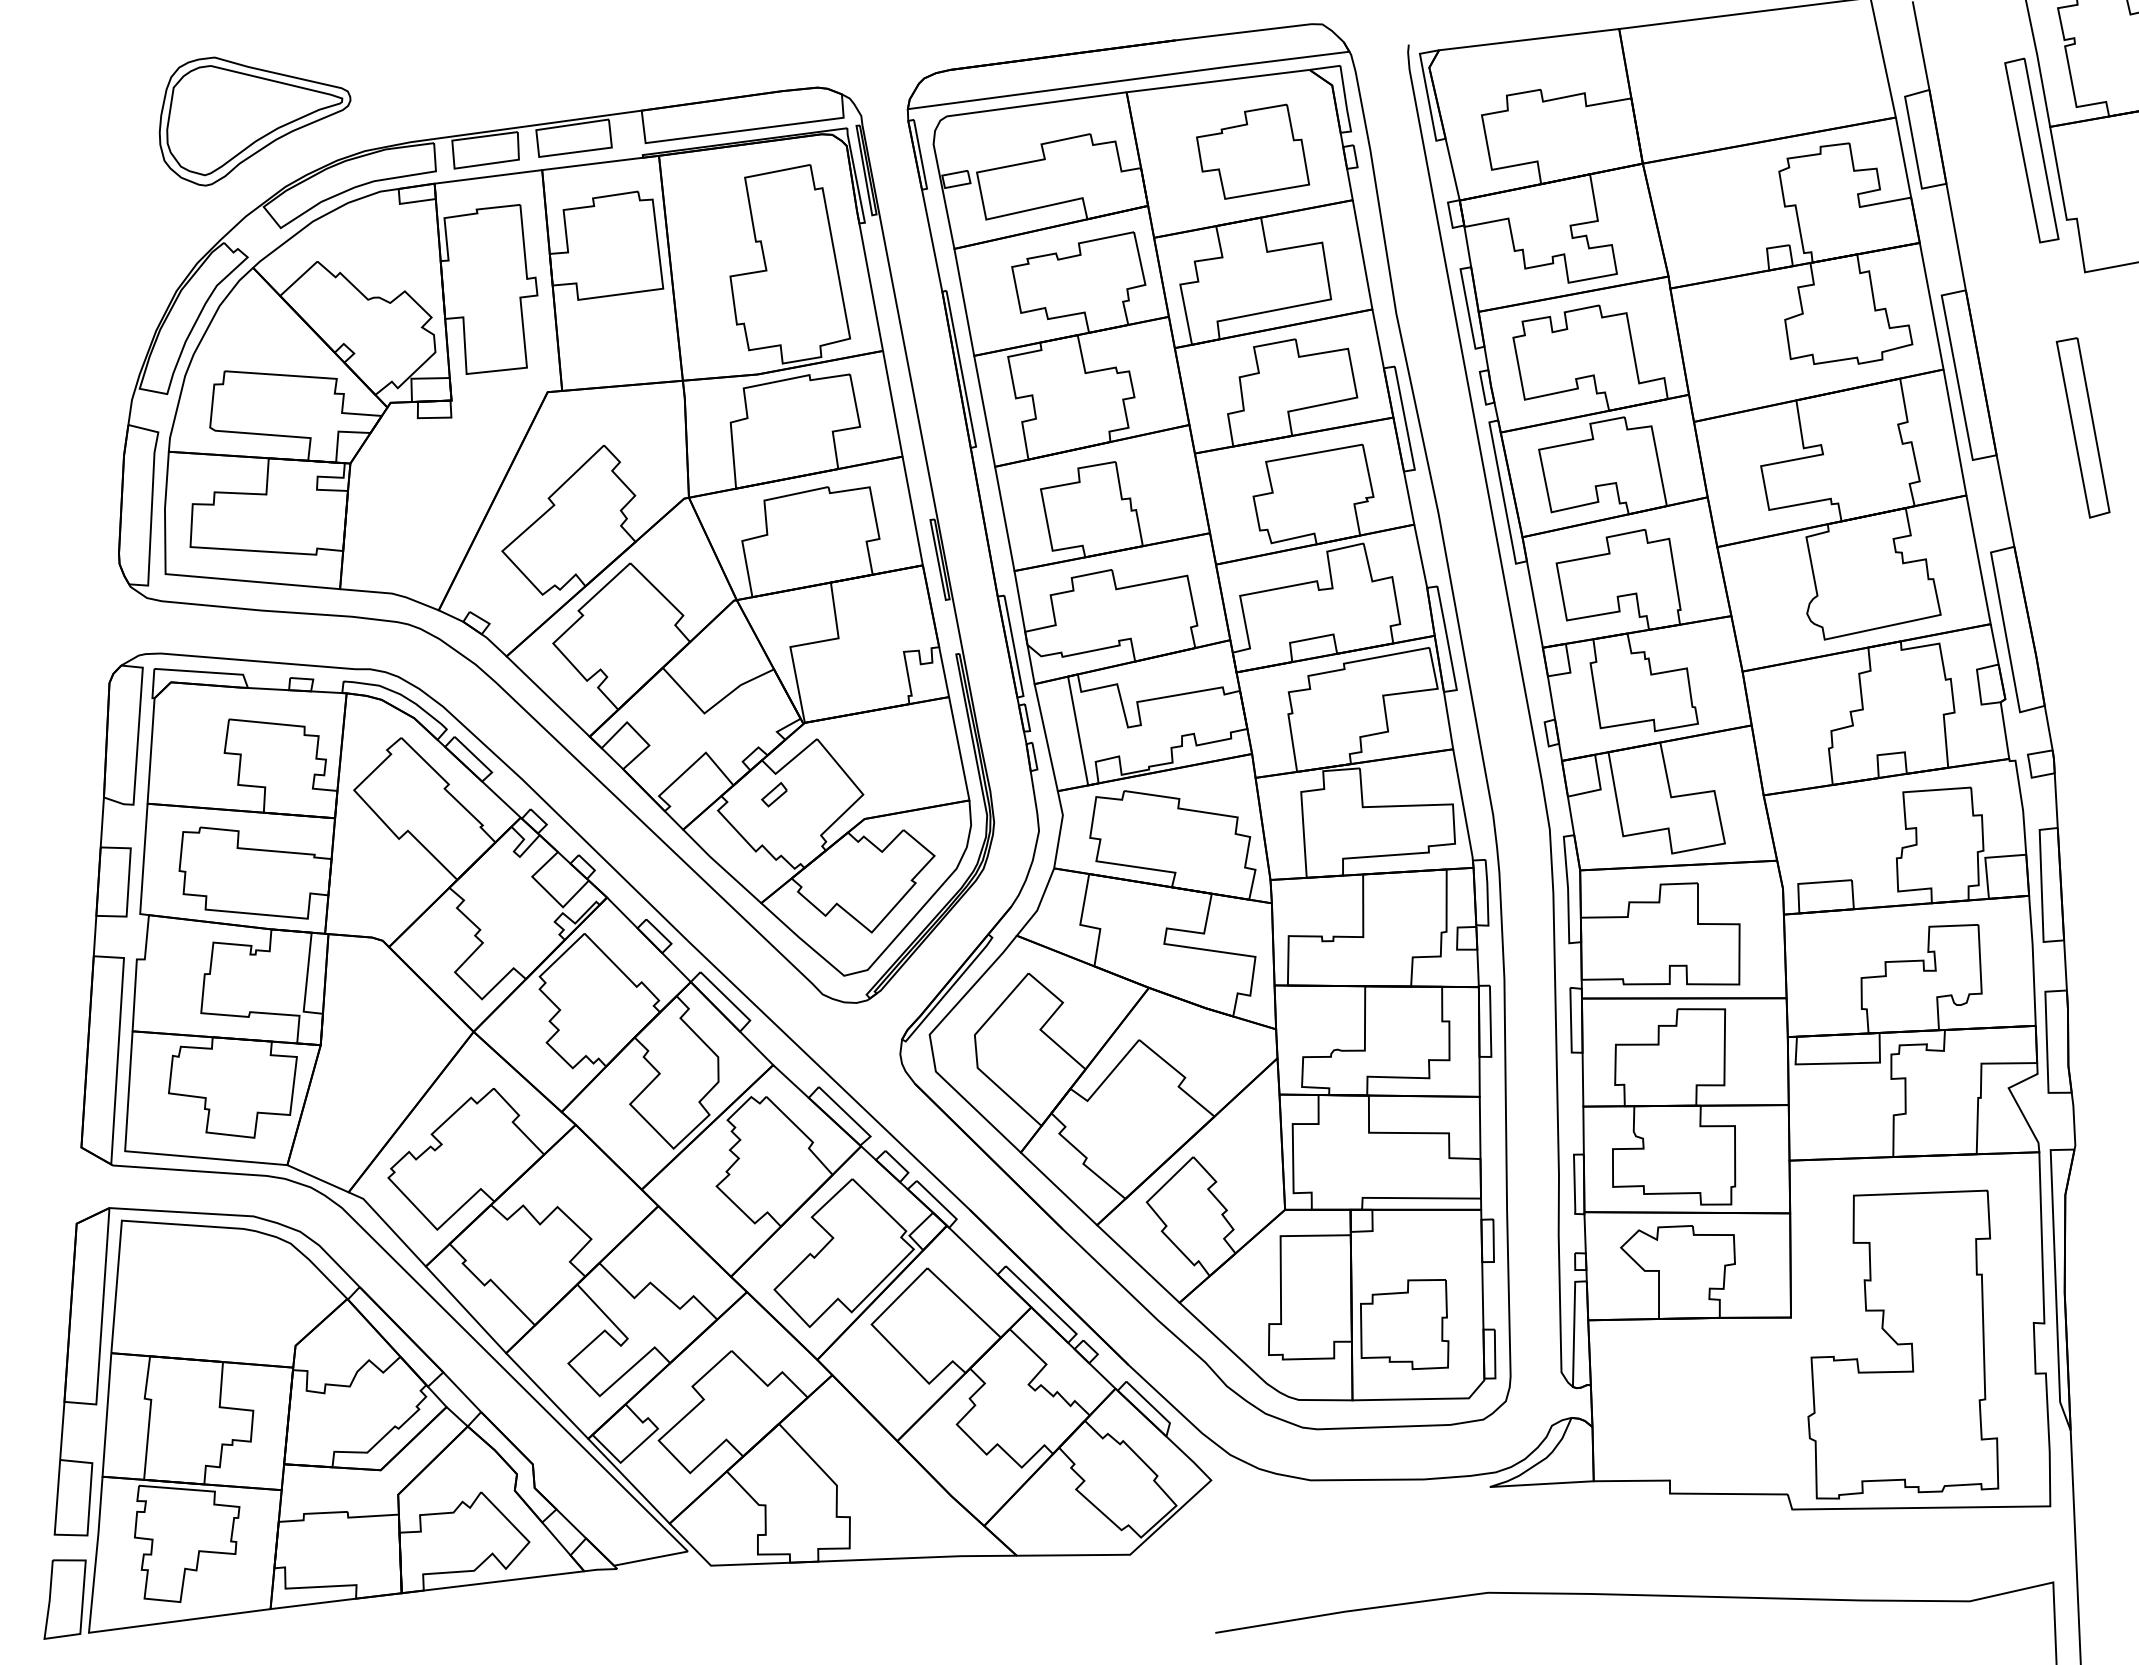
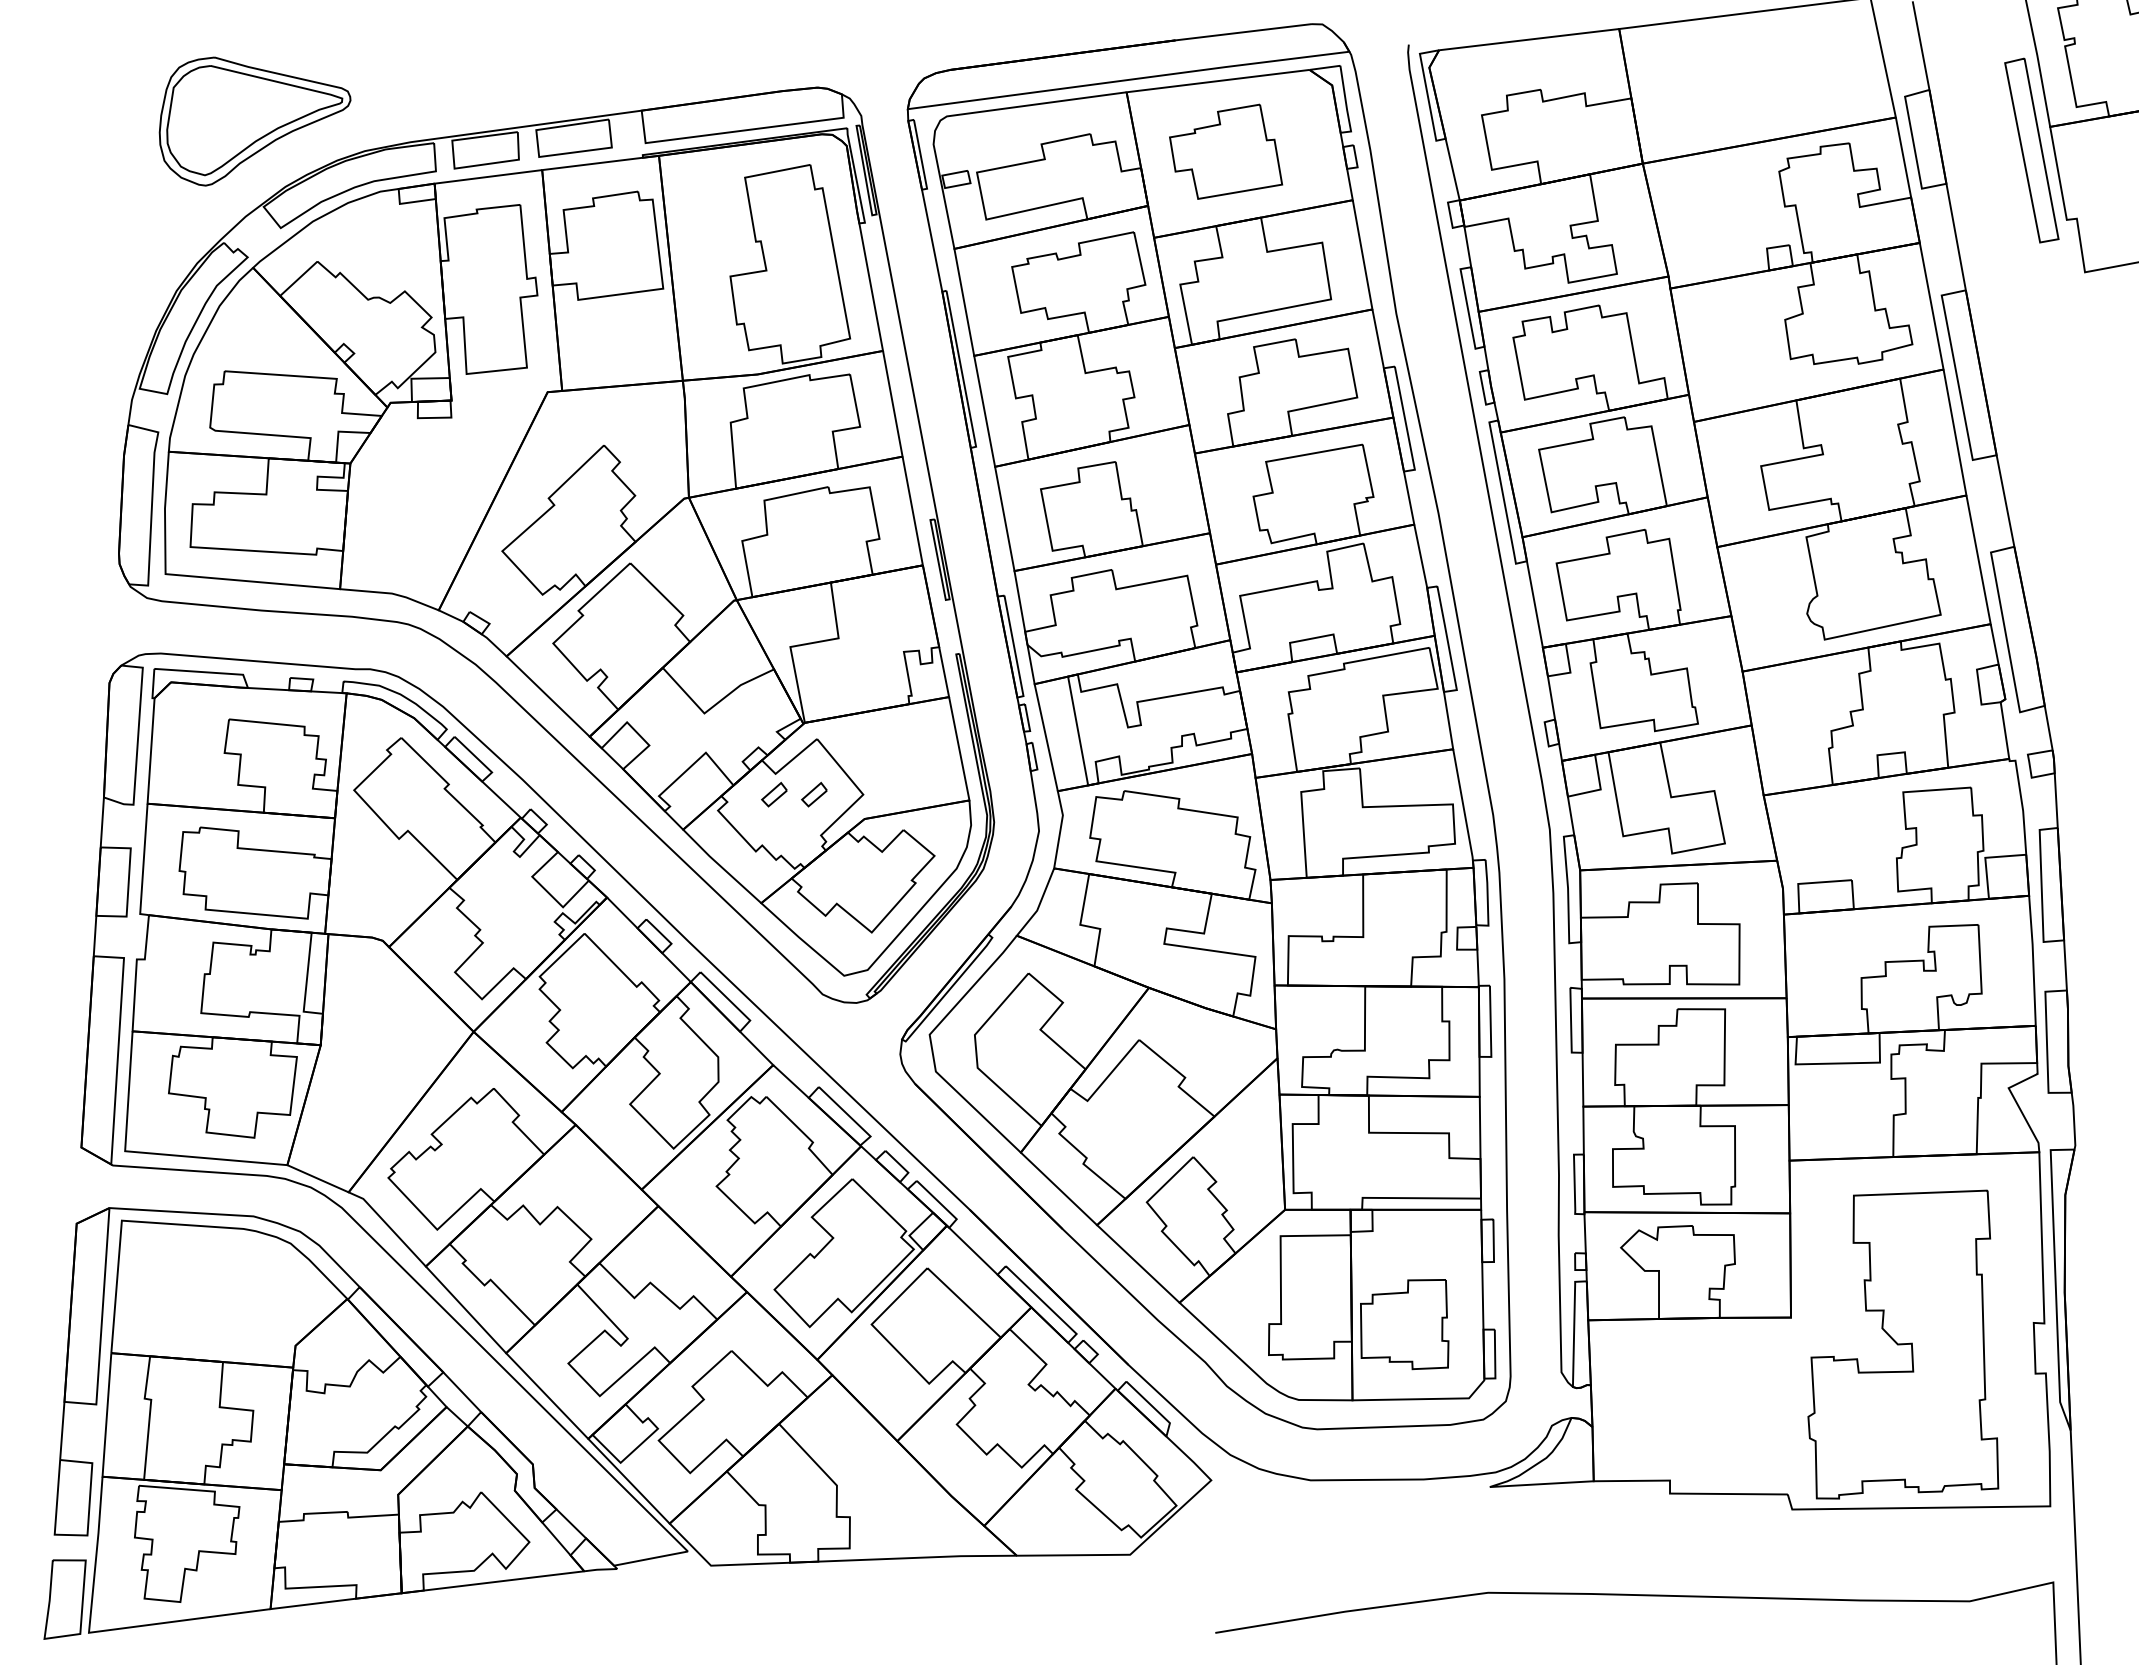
part position: (1253, 151) -> (1226, 151) (1226, 151)
part: present -> none (2082, 427)
part: none -> present (814, 794)
